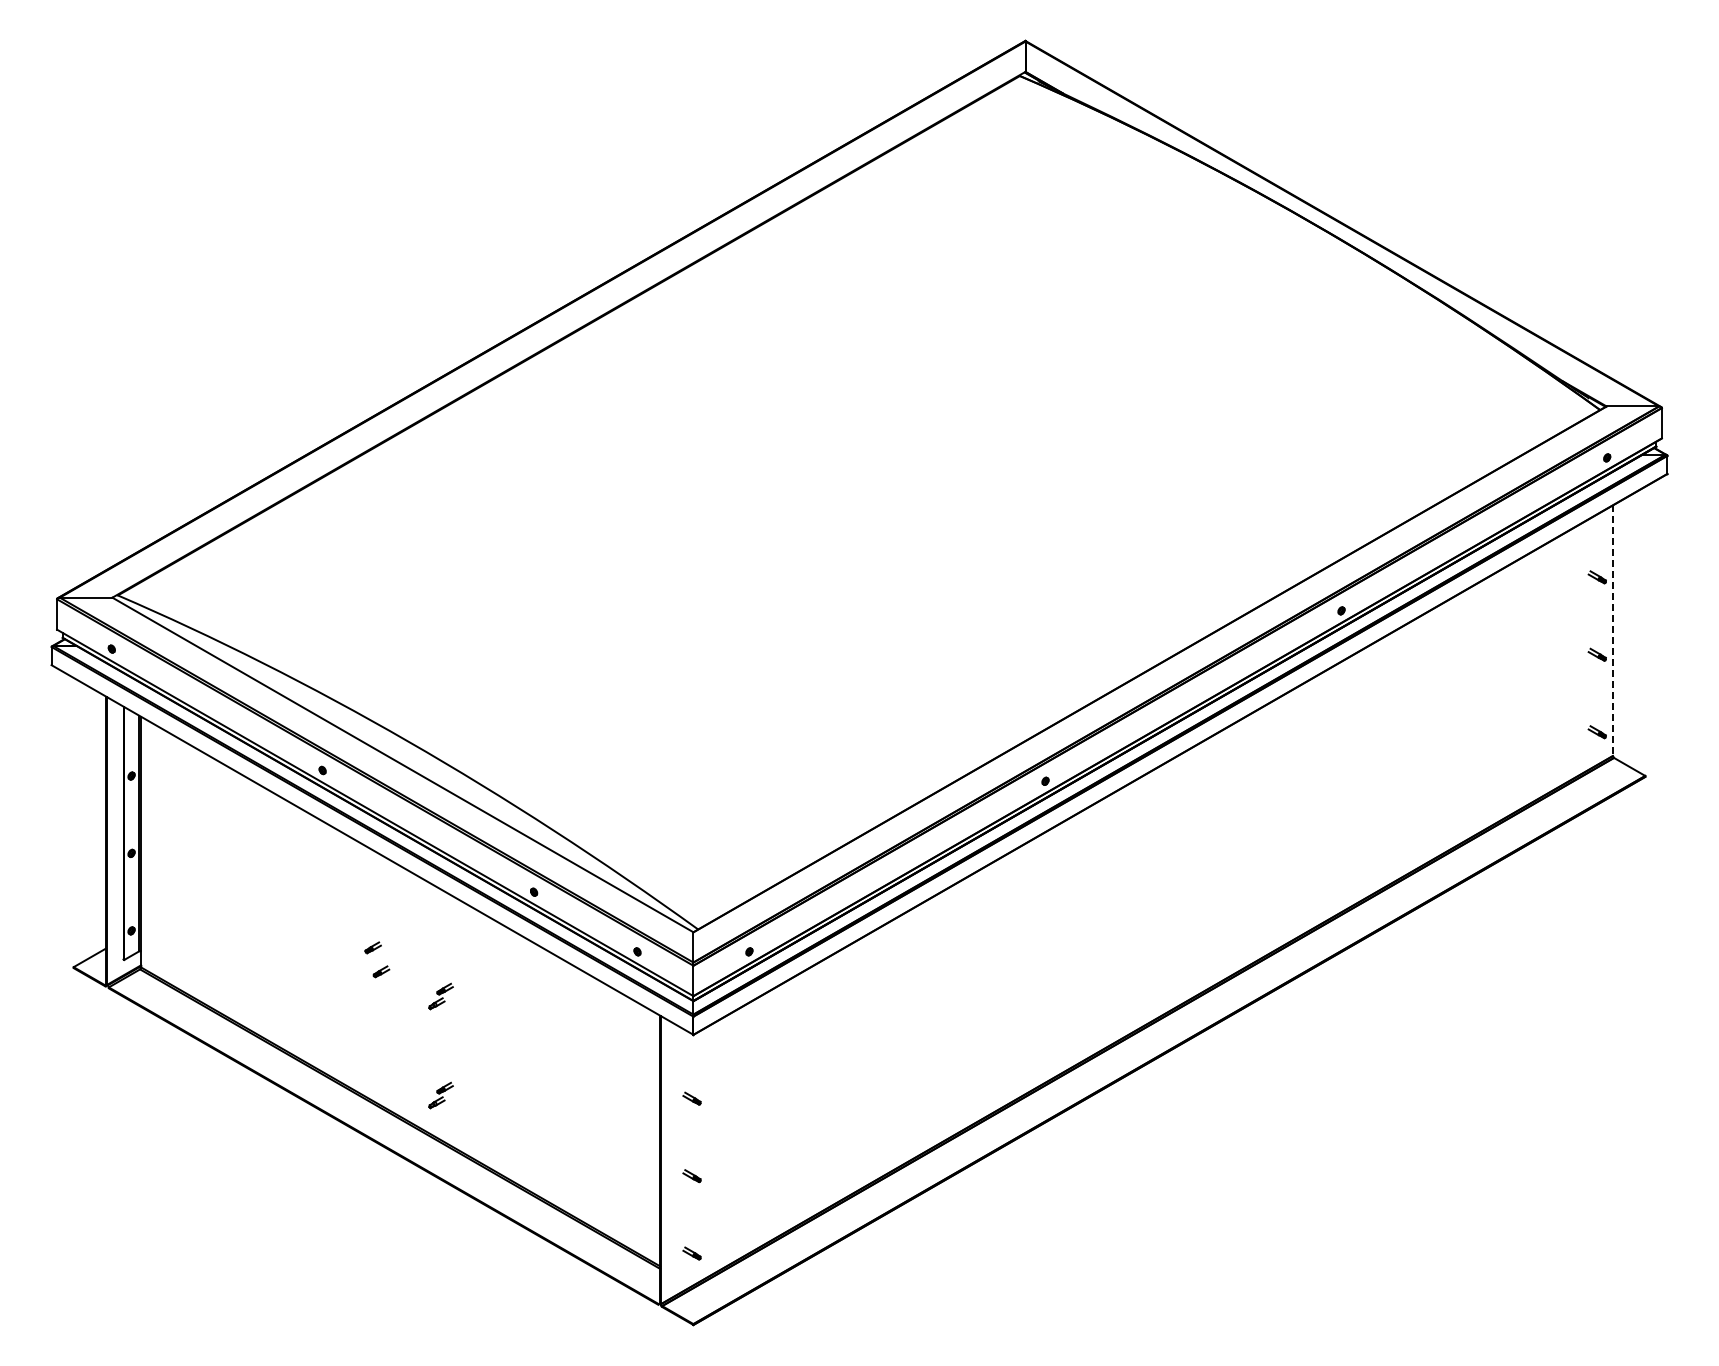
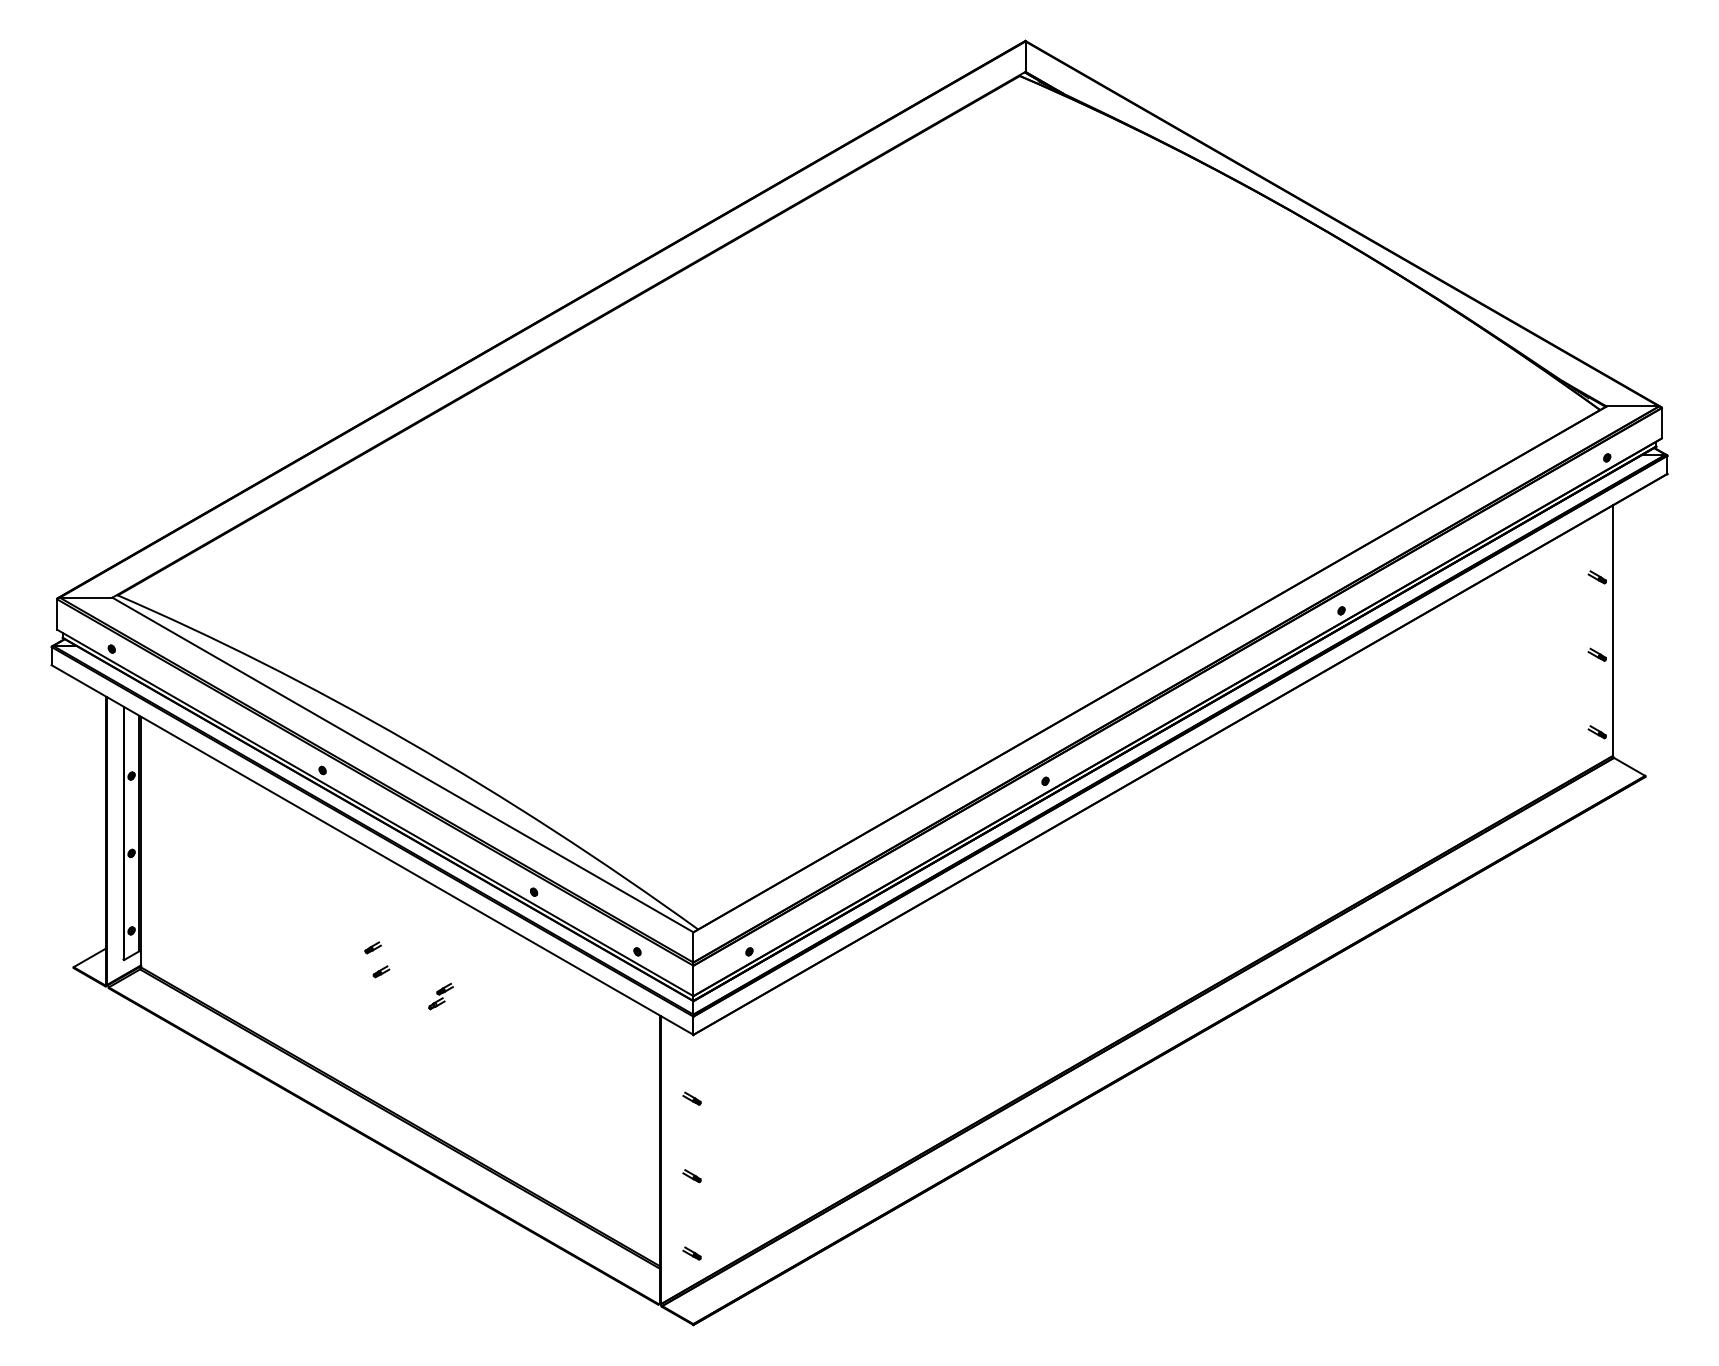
line: dashed -> solid (1612, 631)
part: present -> none (440, 1095)
